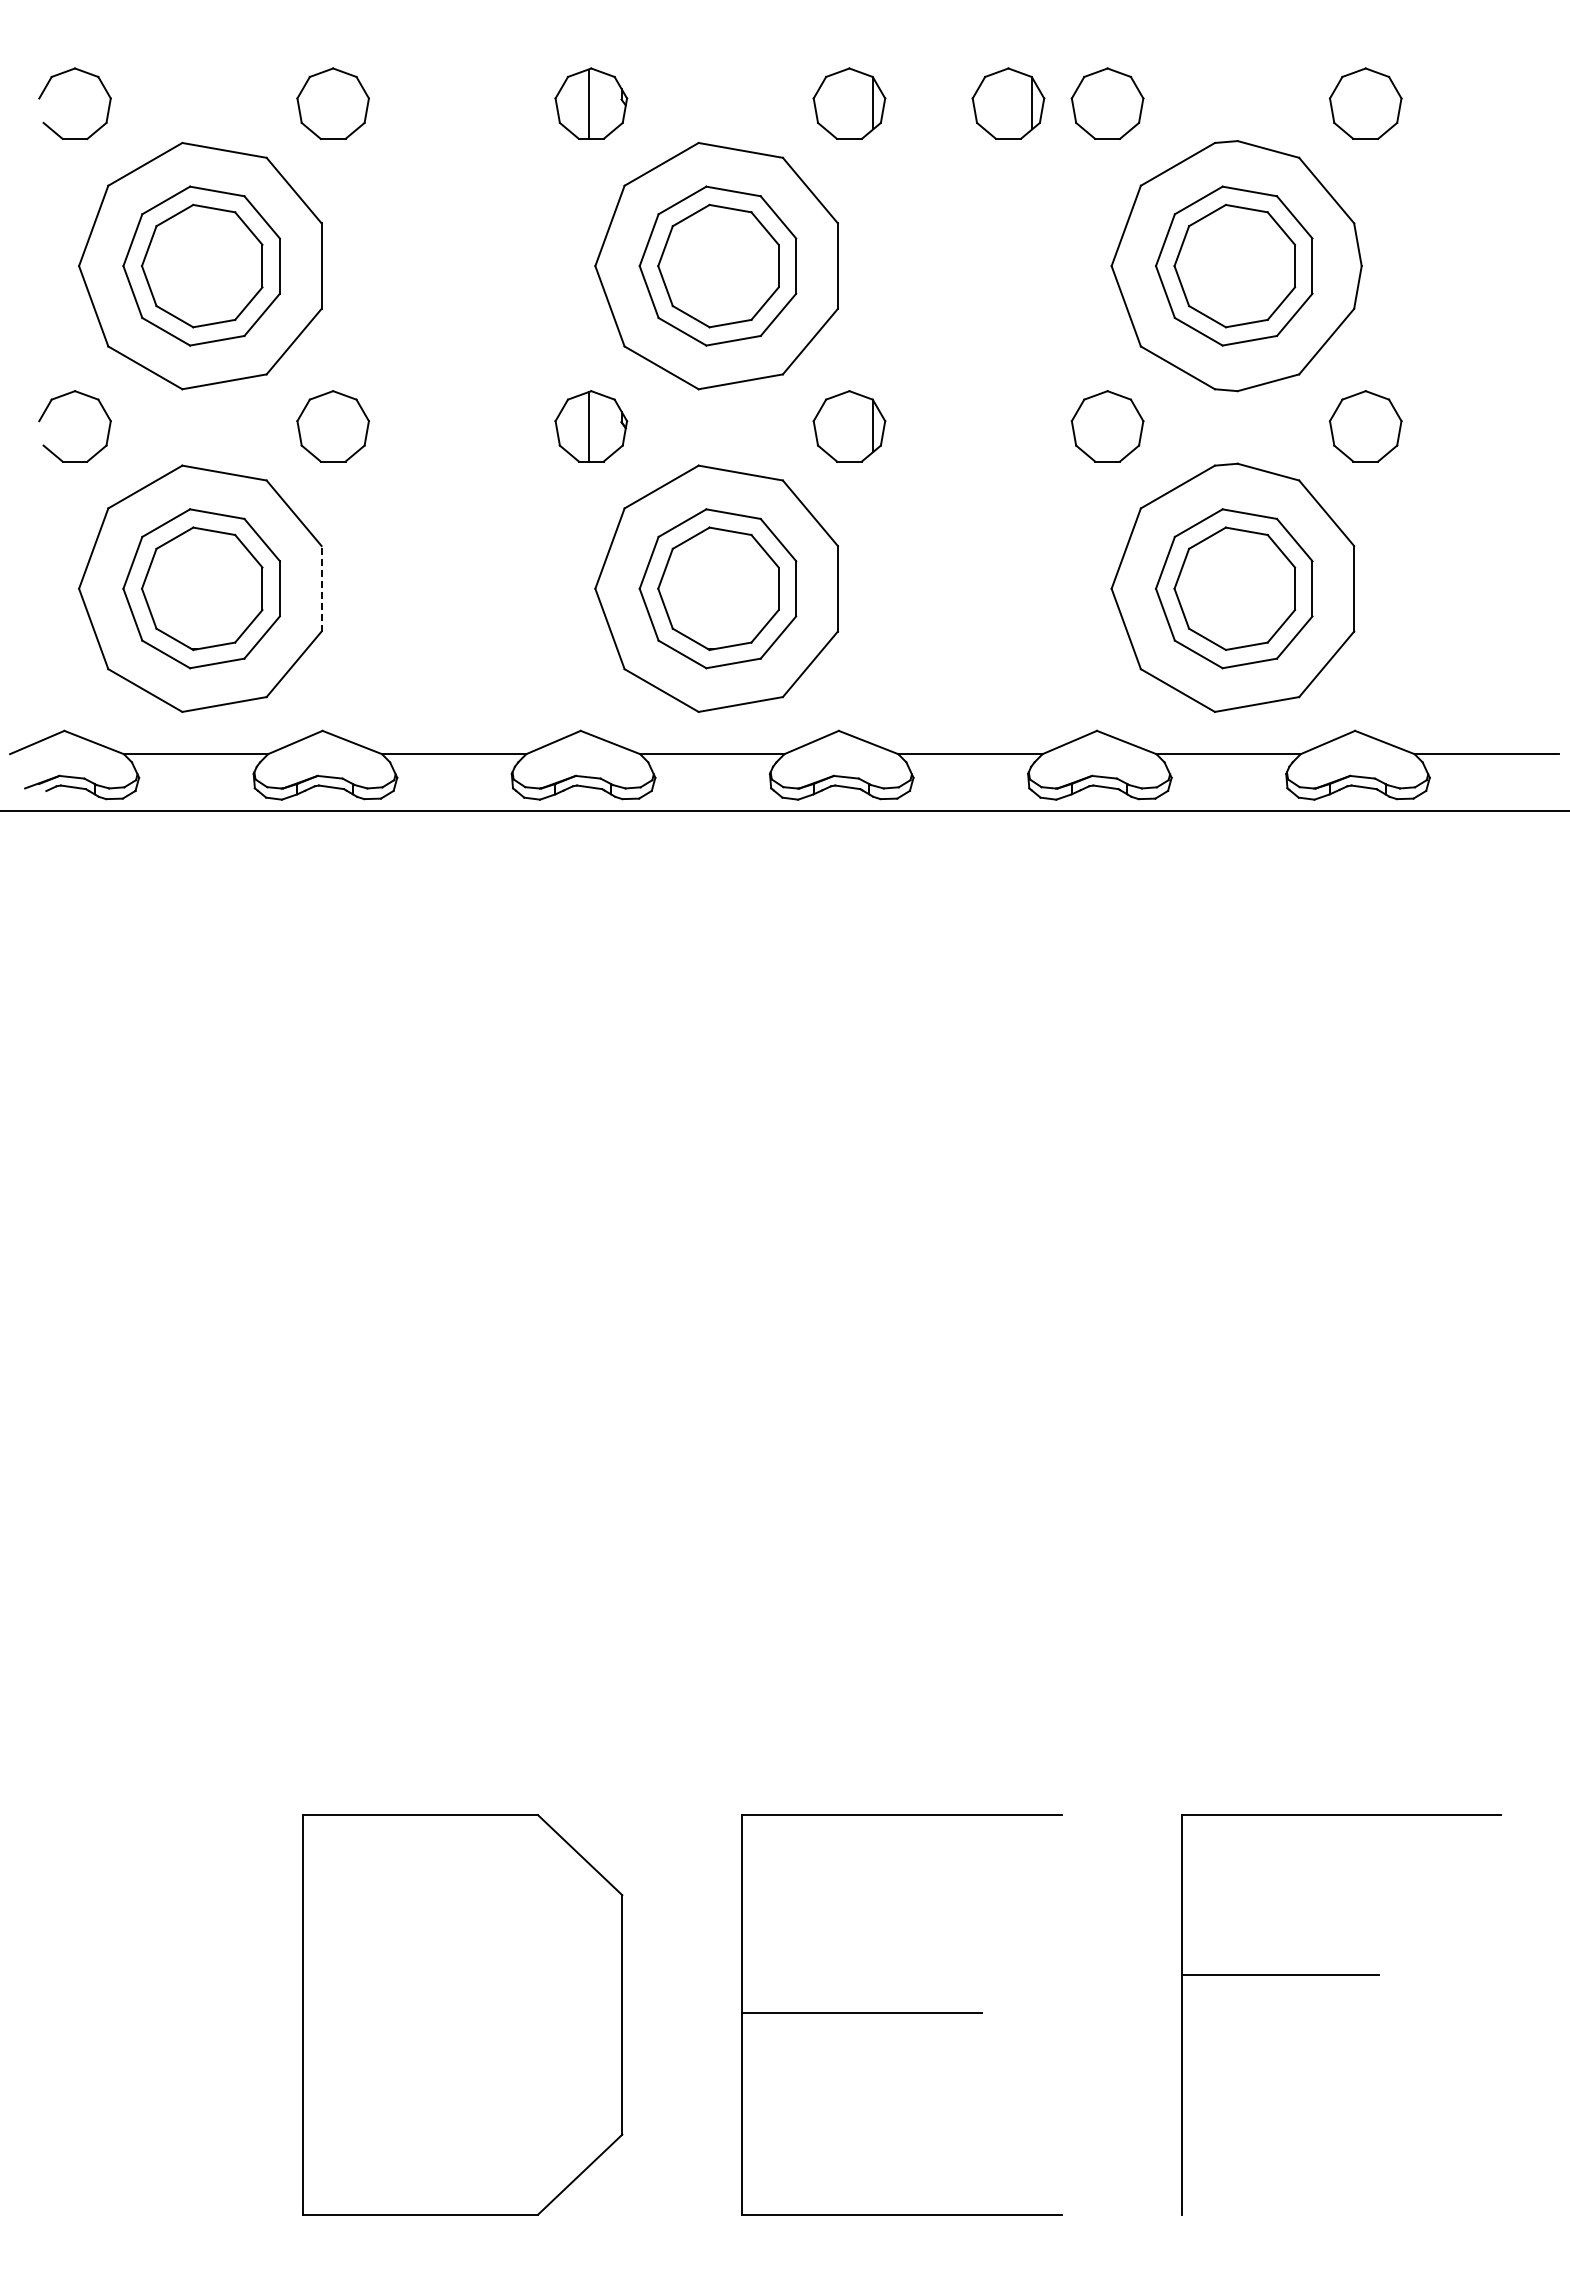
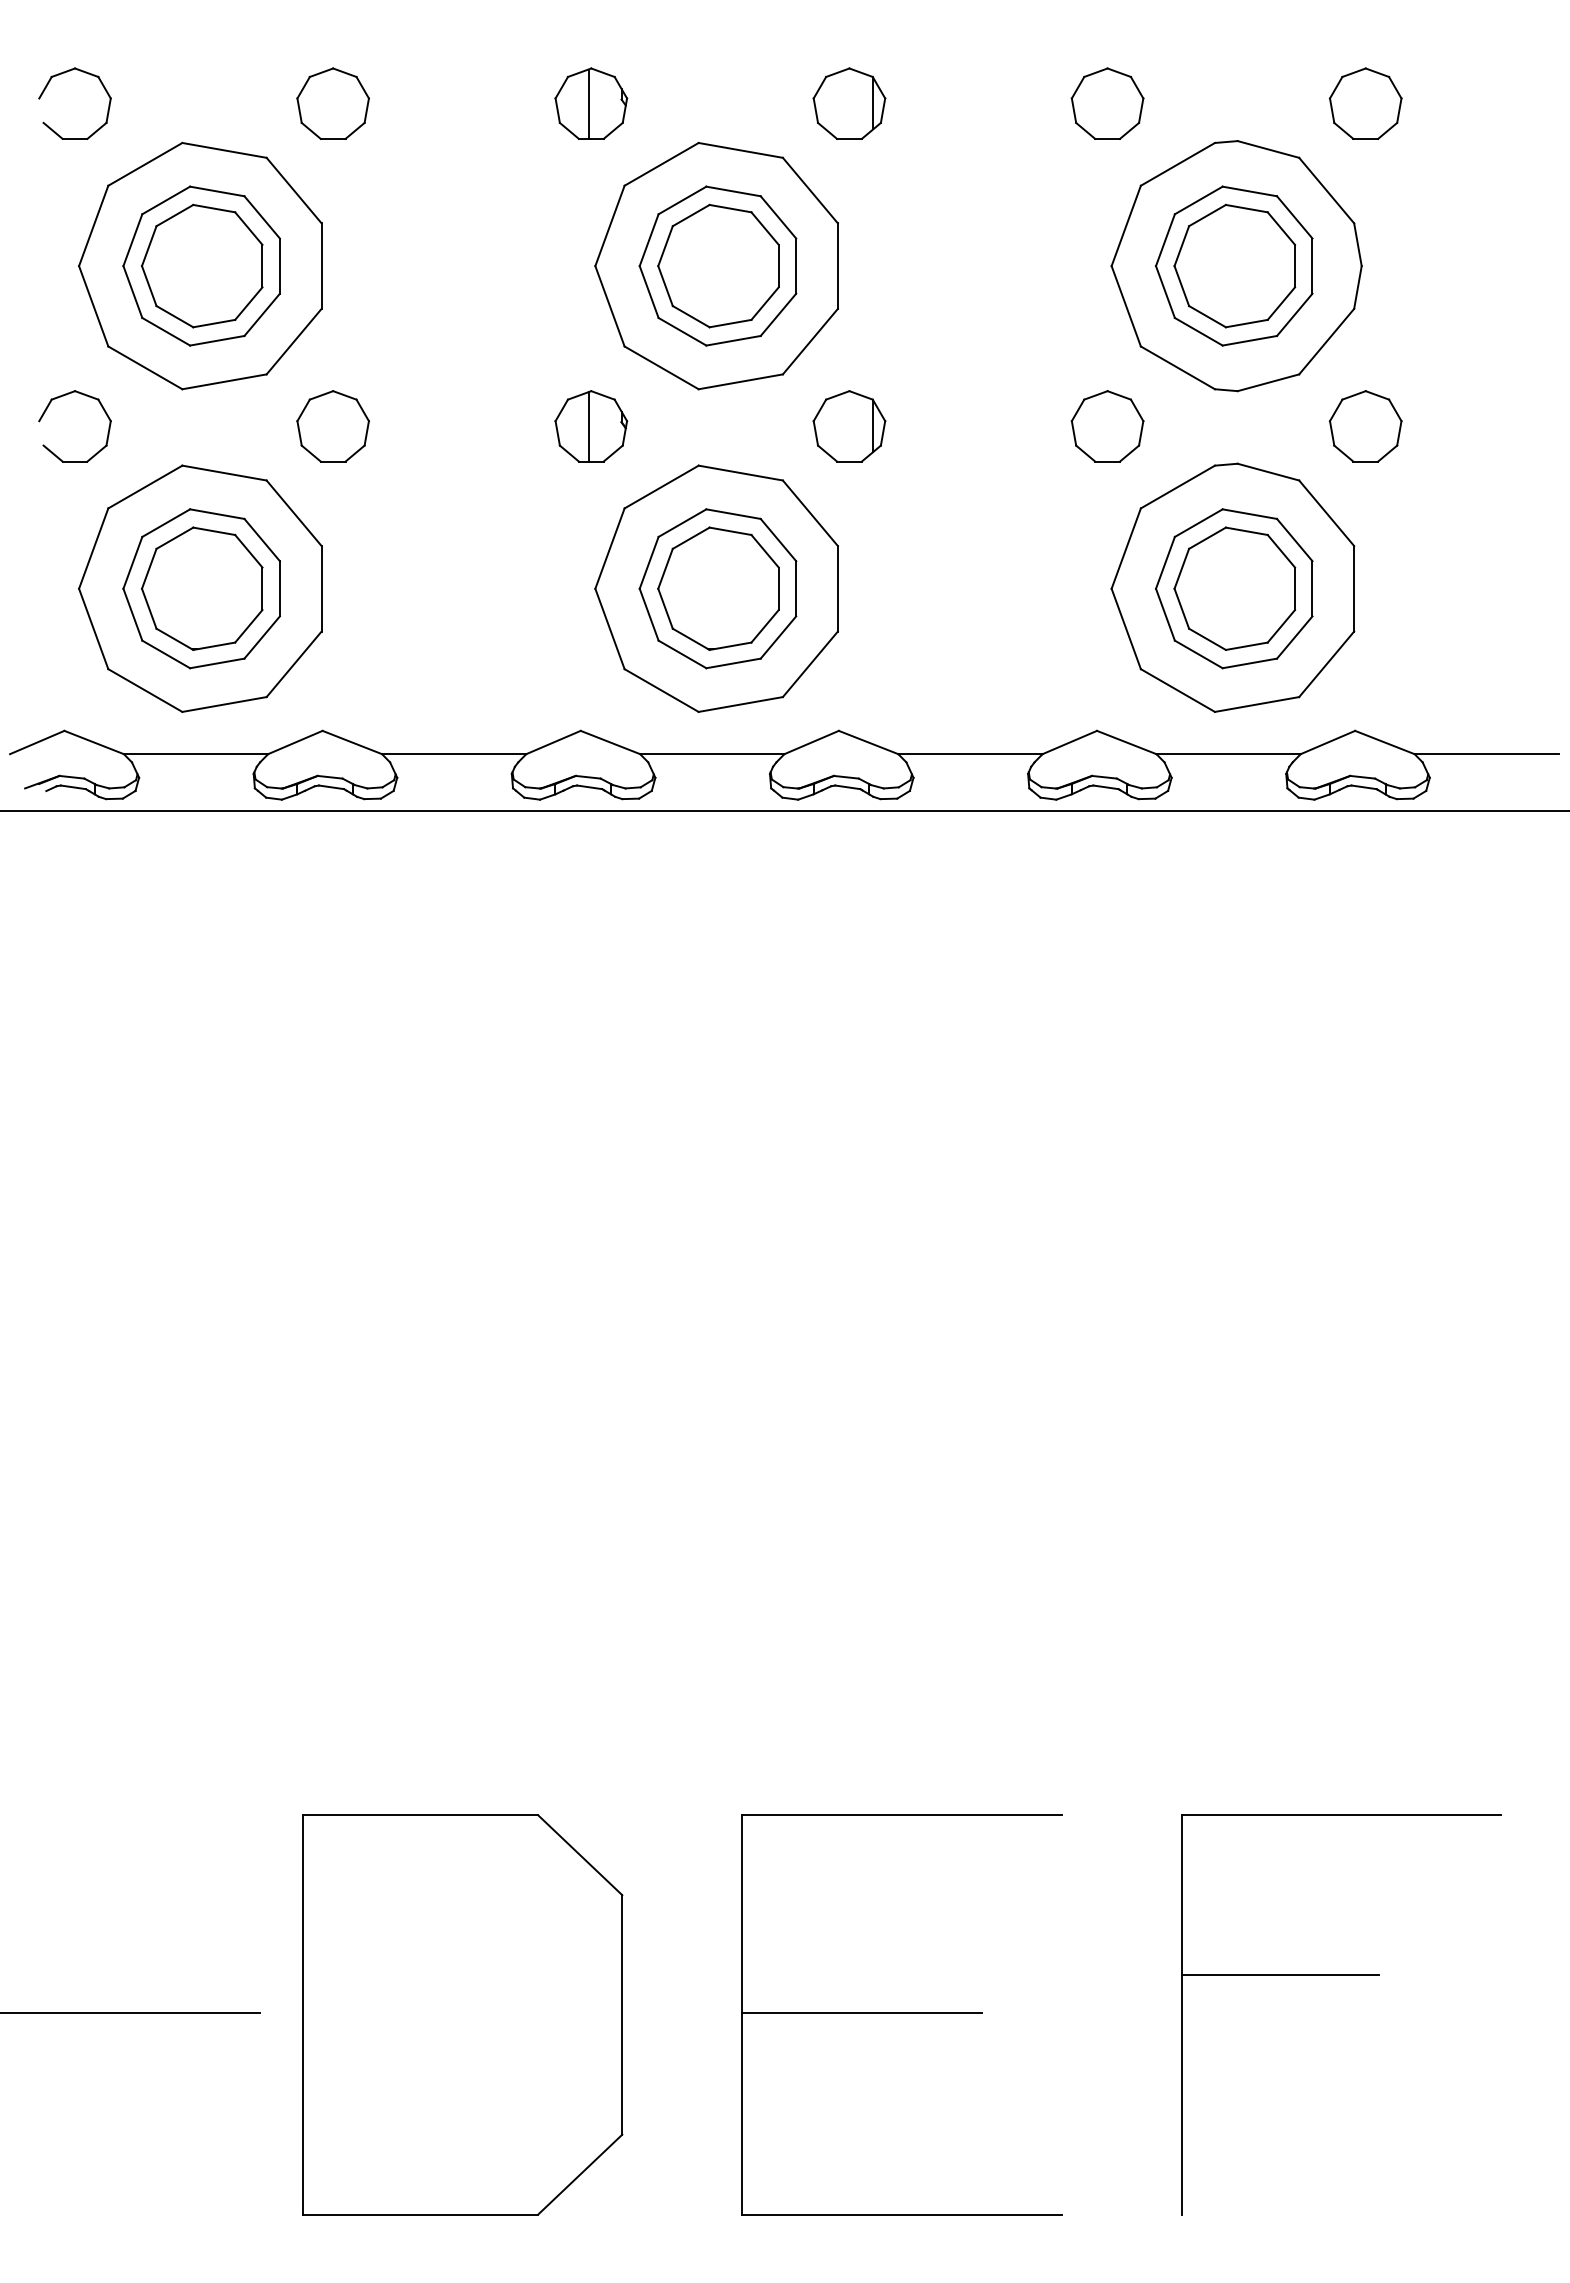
part: present -> none (1008, 103)
line: dashed -> solid (321, 588)
line: none -> present (130, 2012)
